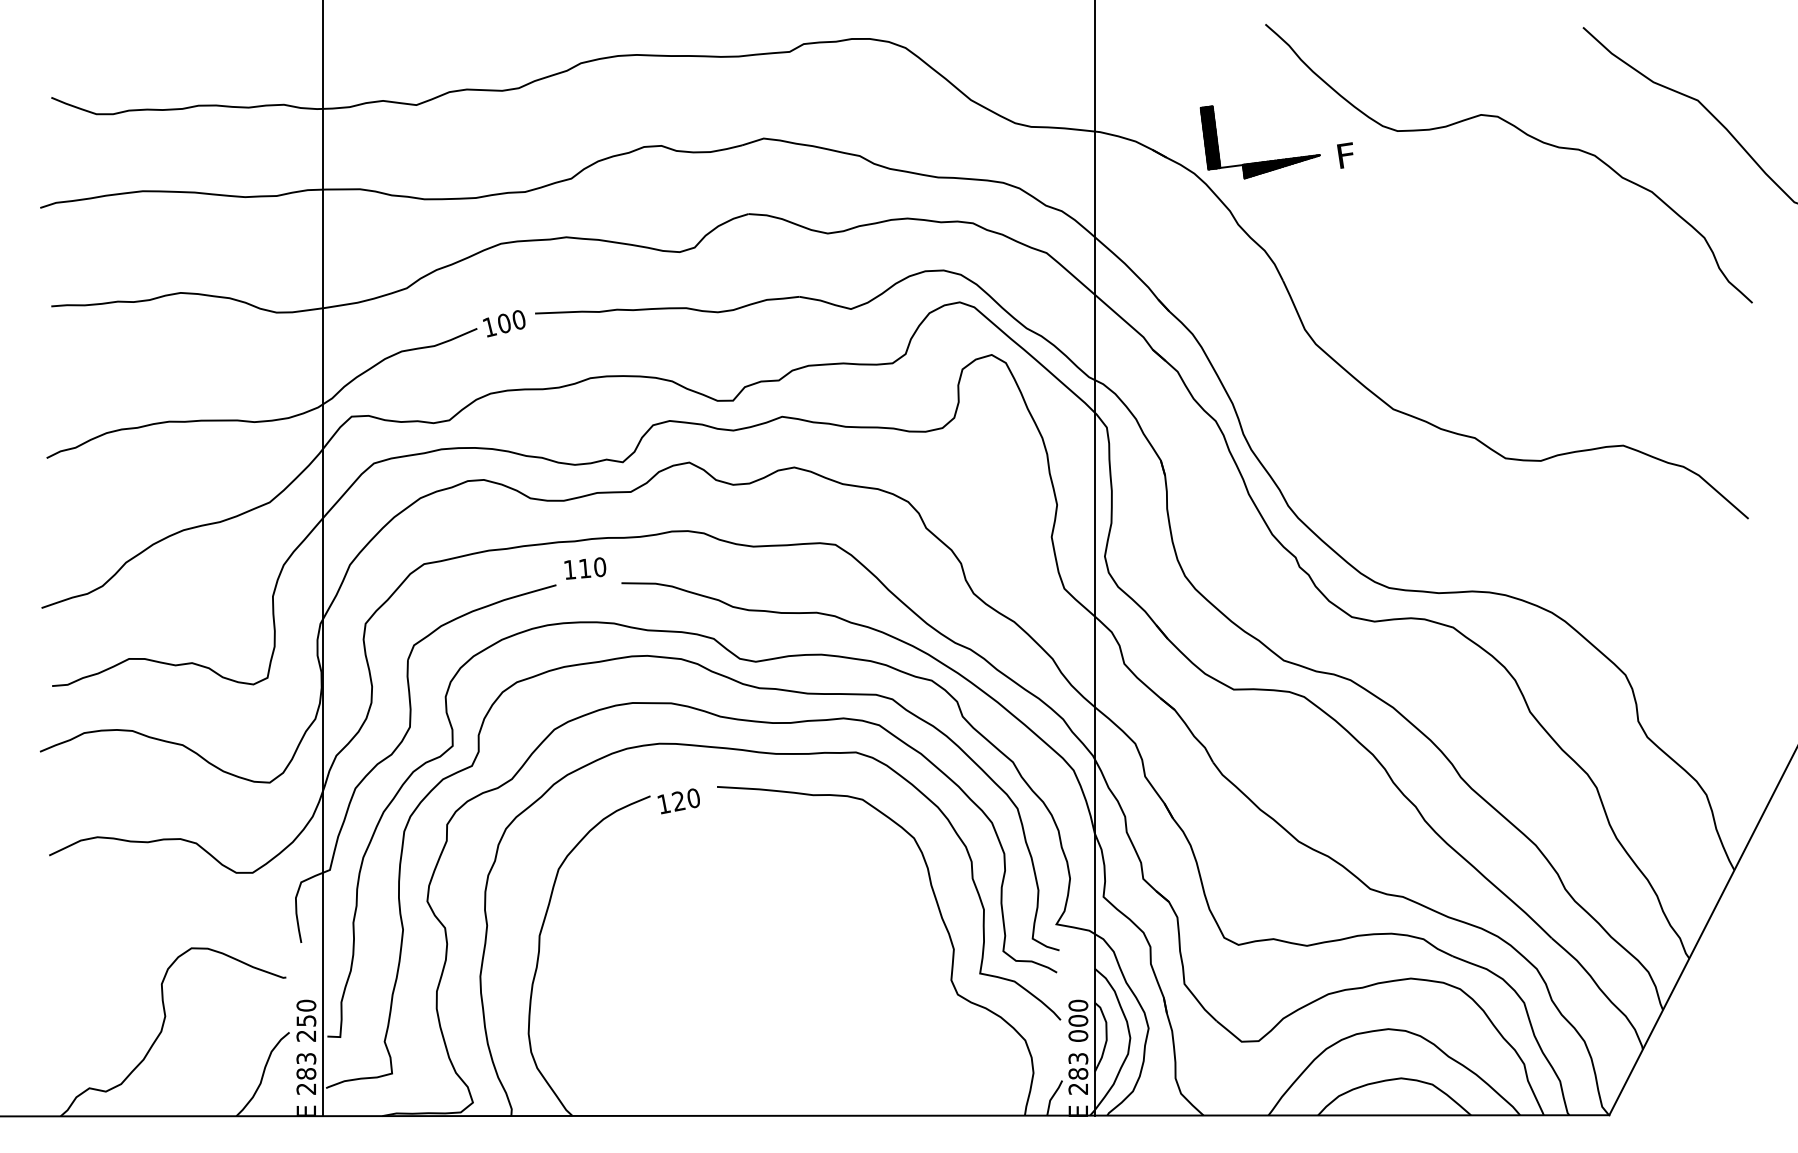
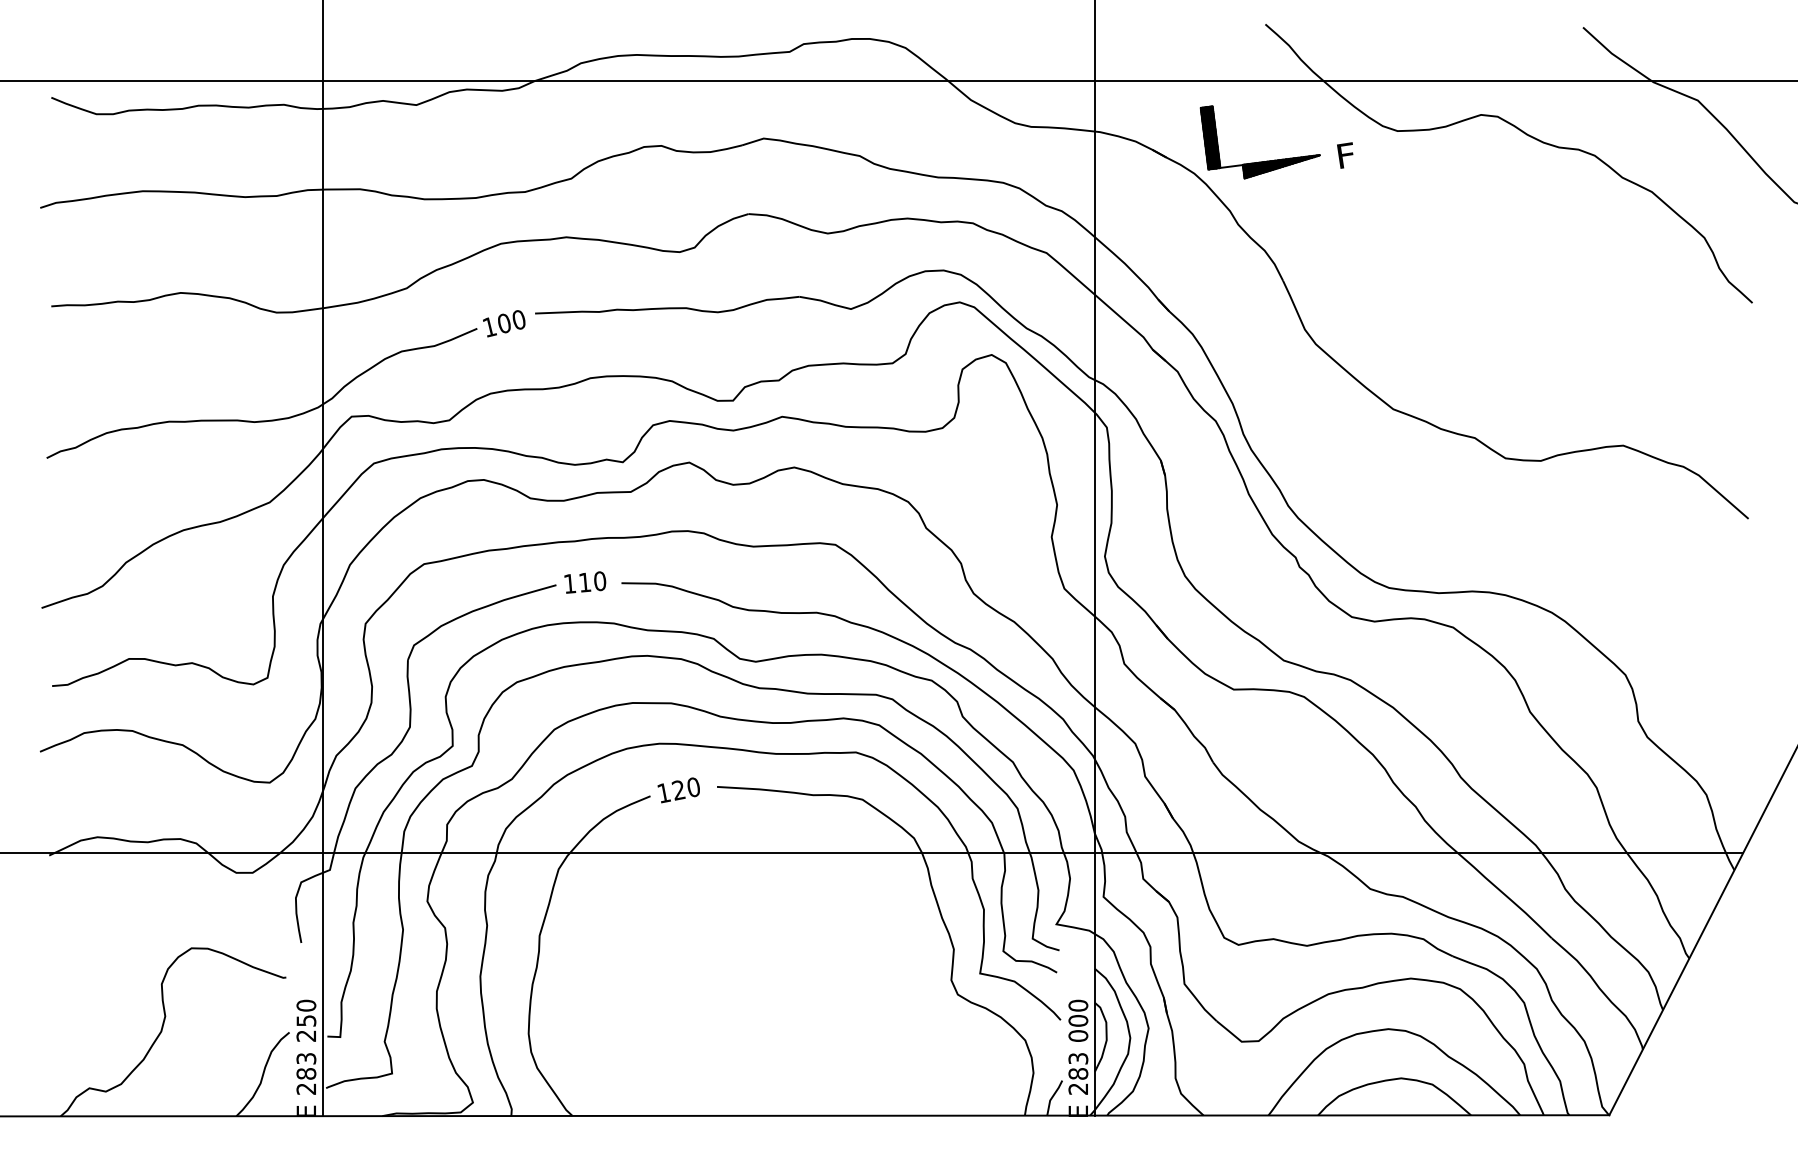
line: none -> present (898, 80)
text position: (585, 568) -> (585, 582) (585, 582)
text position: (678, 801) -> (678, 790) (678, 790)
line: none -> present (872, 852)
